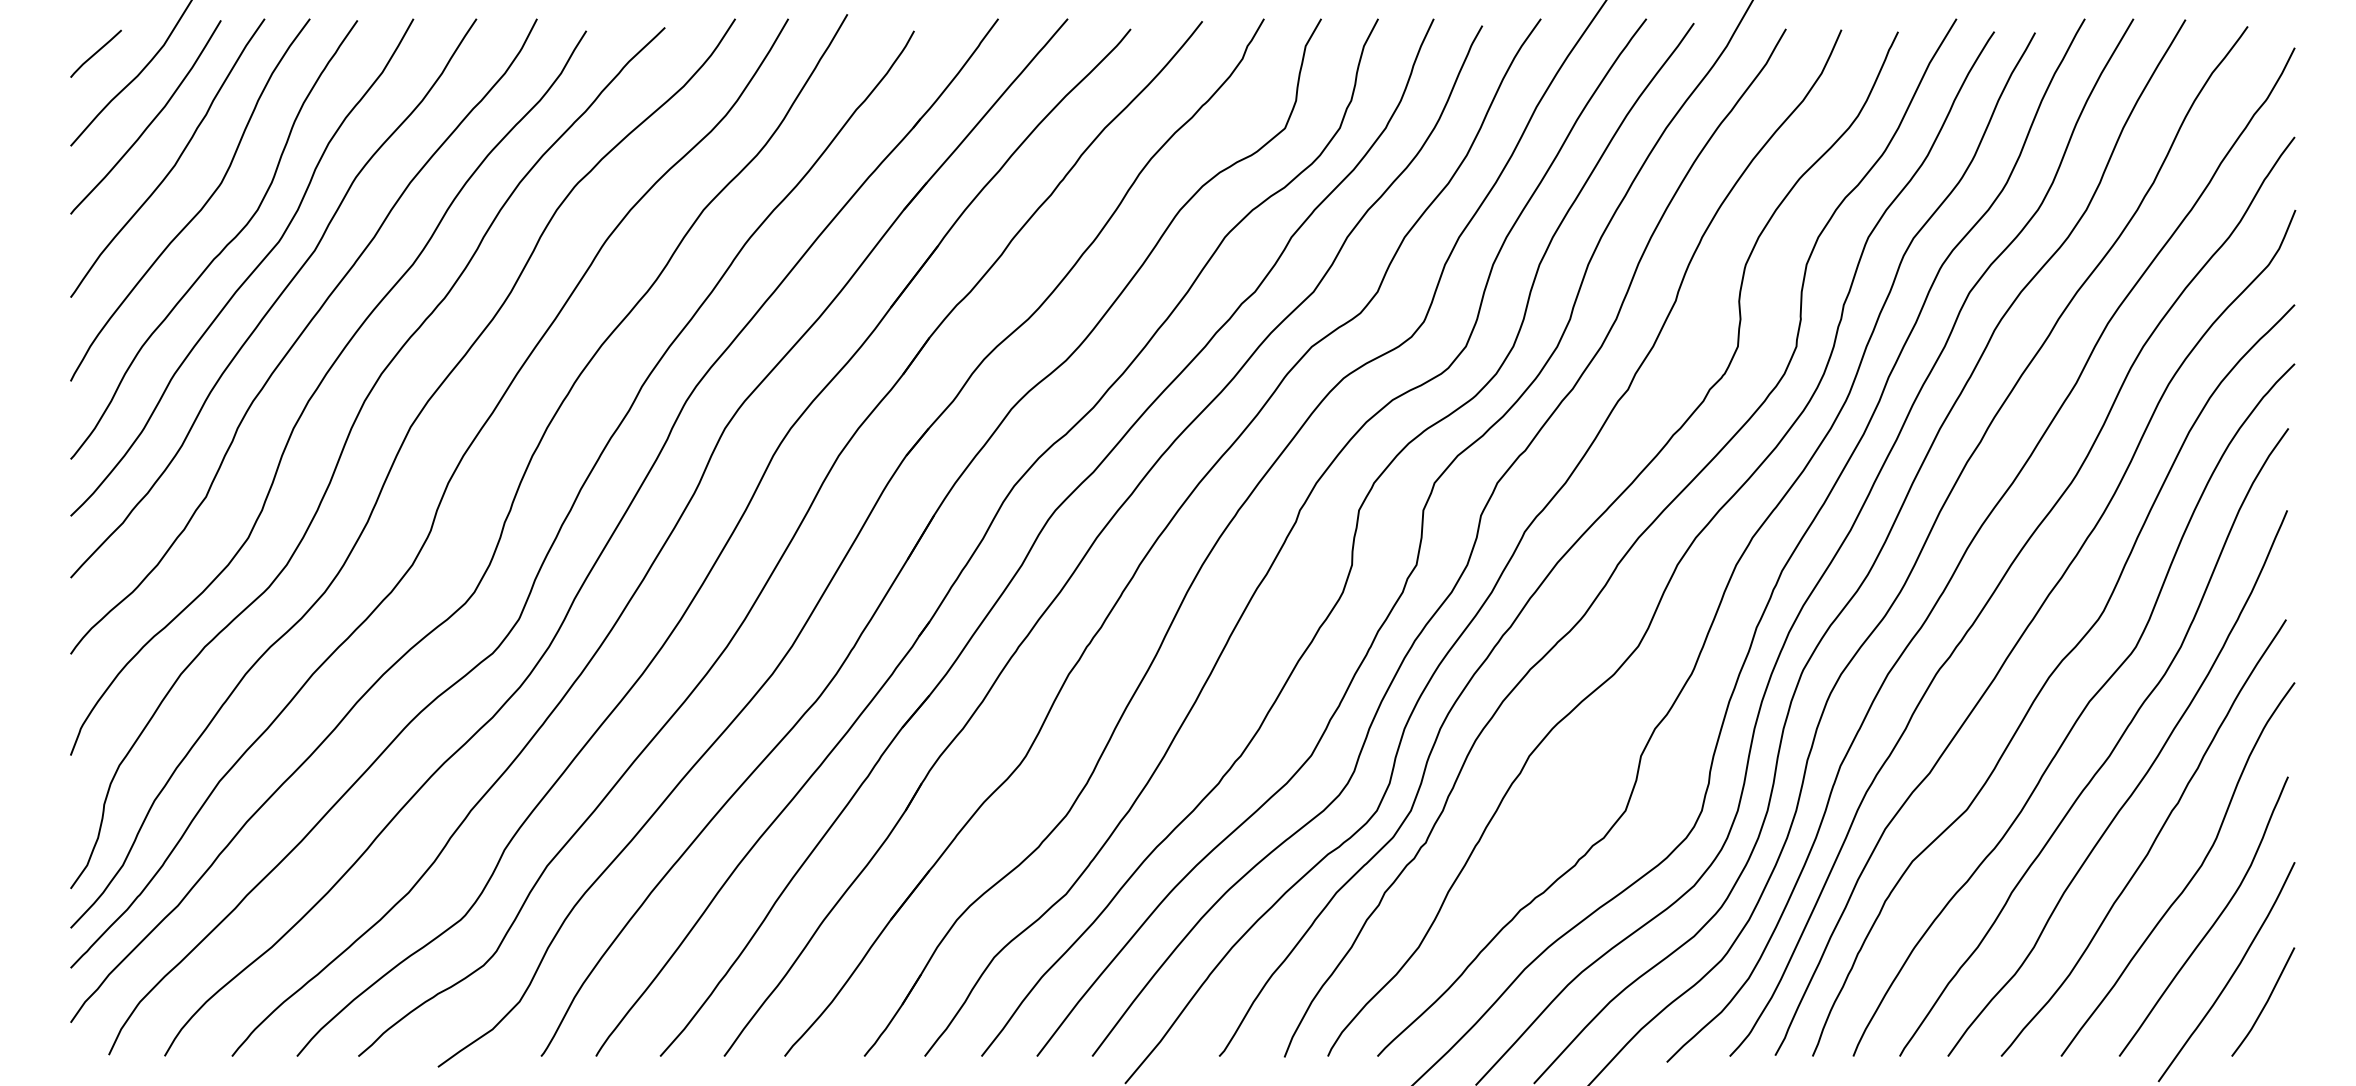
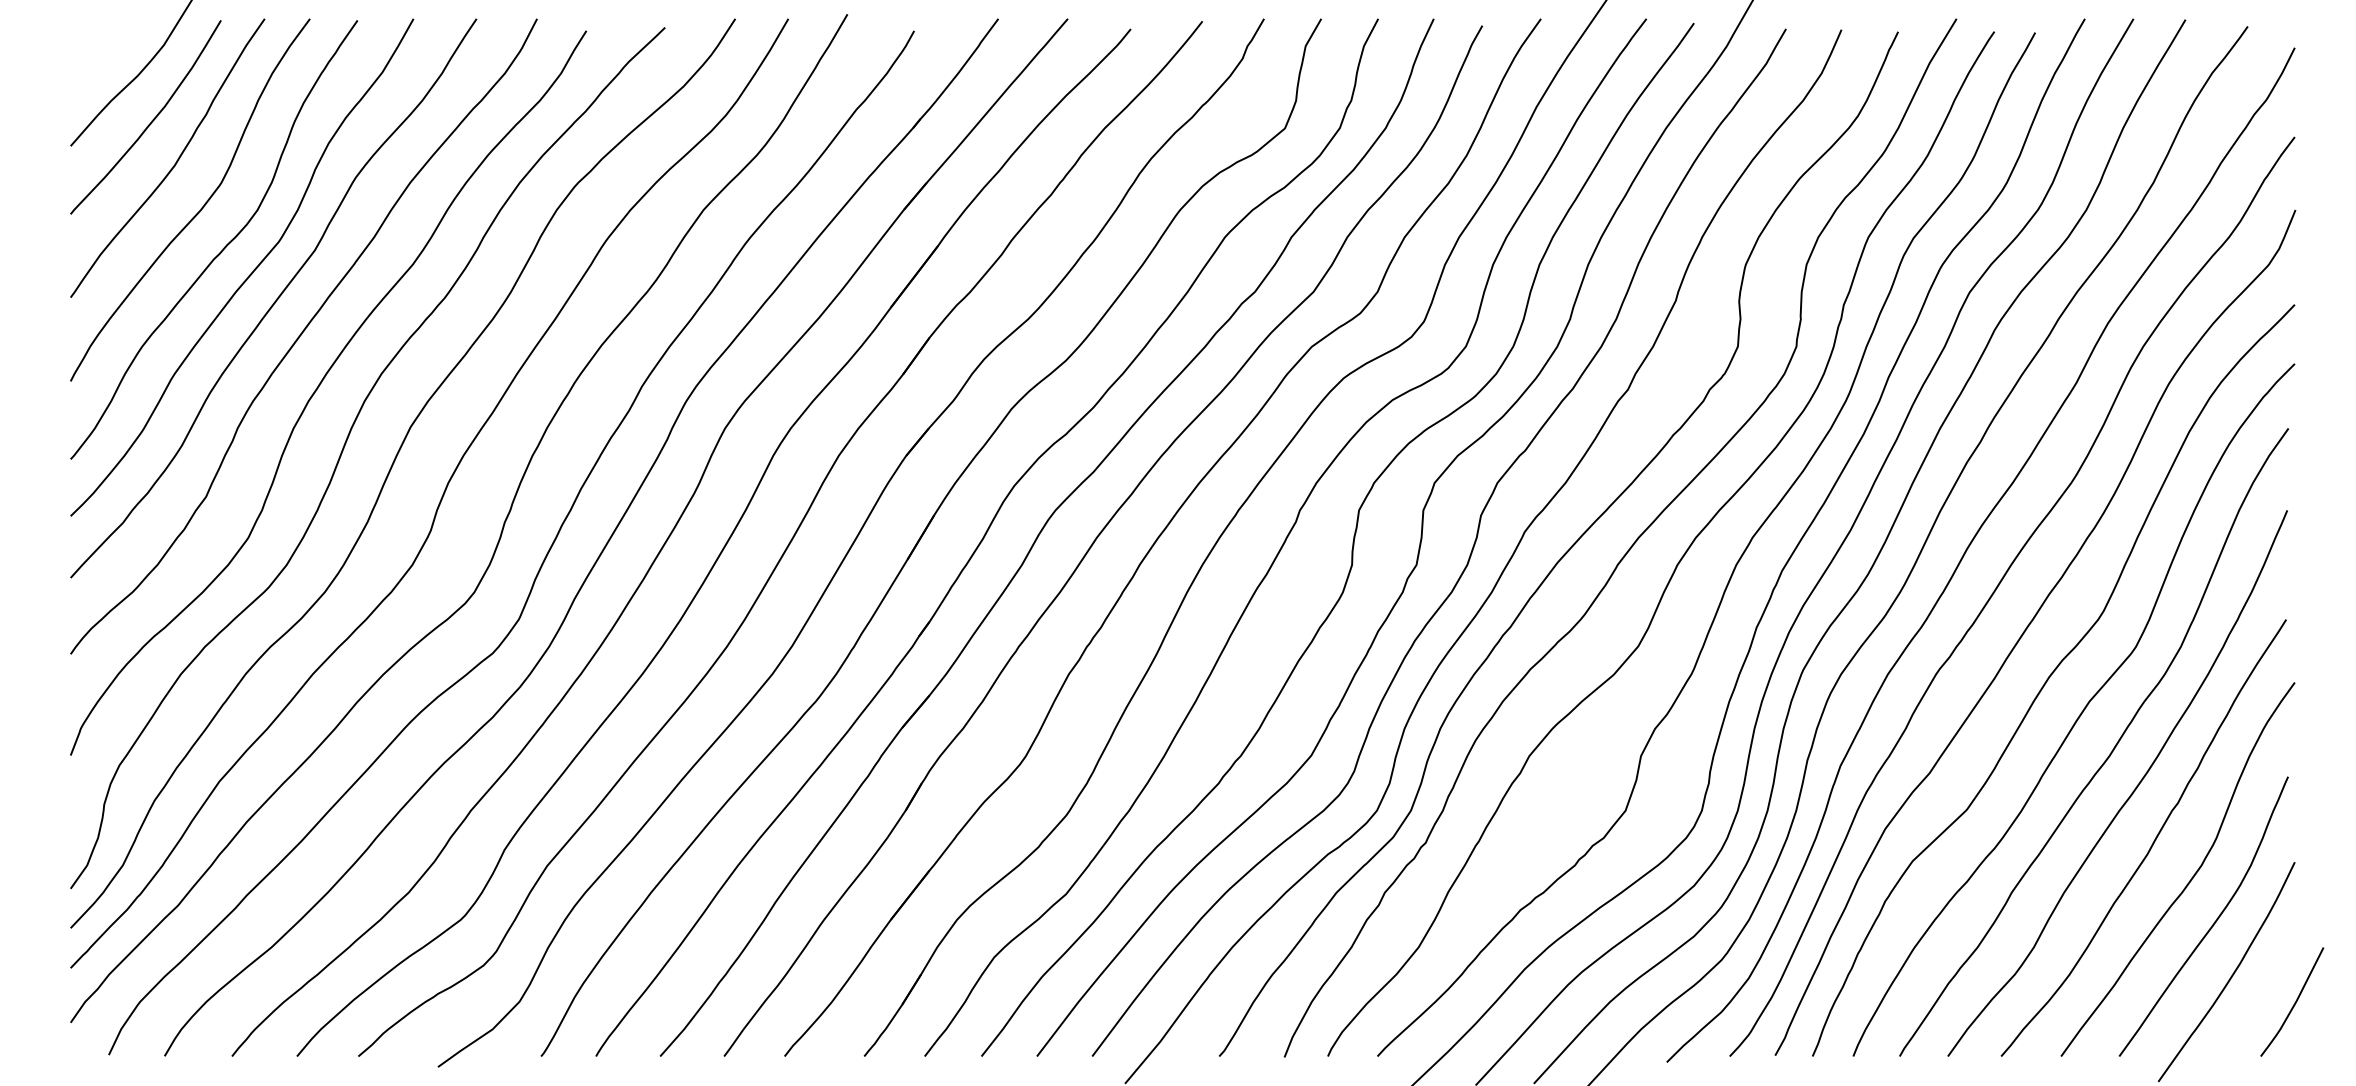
line: present -> none (95, 53)
curve position: (2265, 1002) -> (2294, 1002) (2294, 1002)
